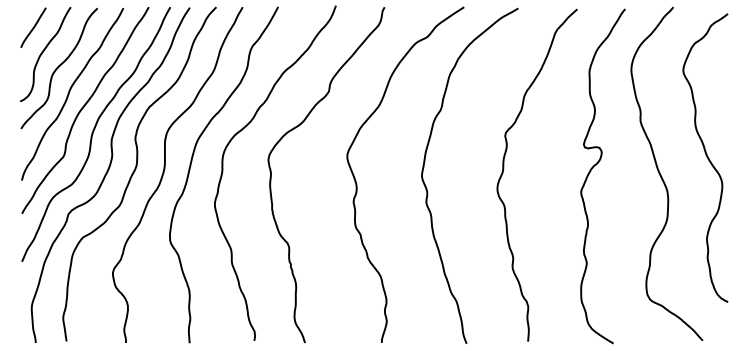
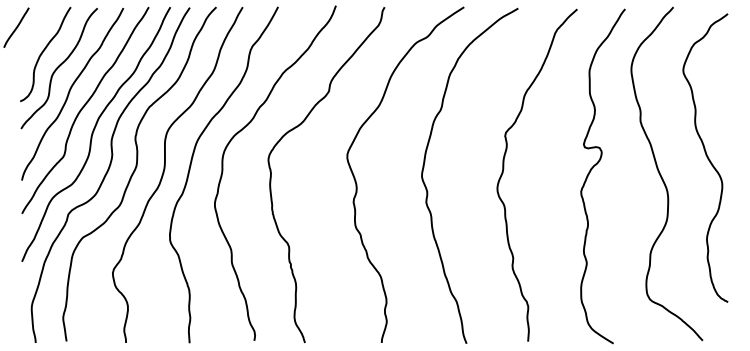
line position: (33, 27) -> (16, 27) (16, 27)
